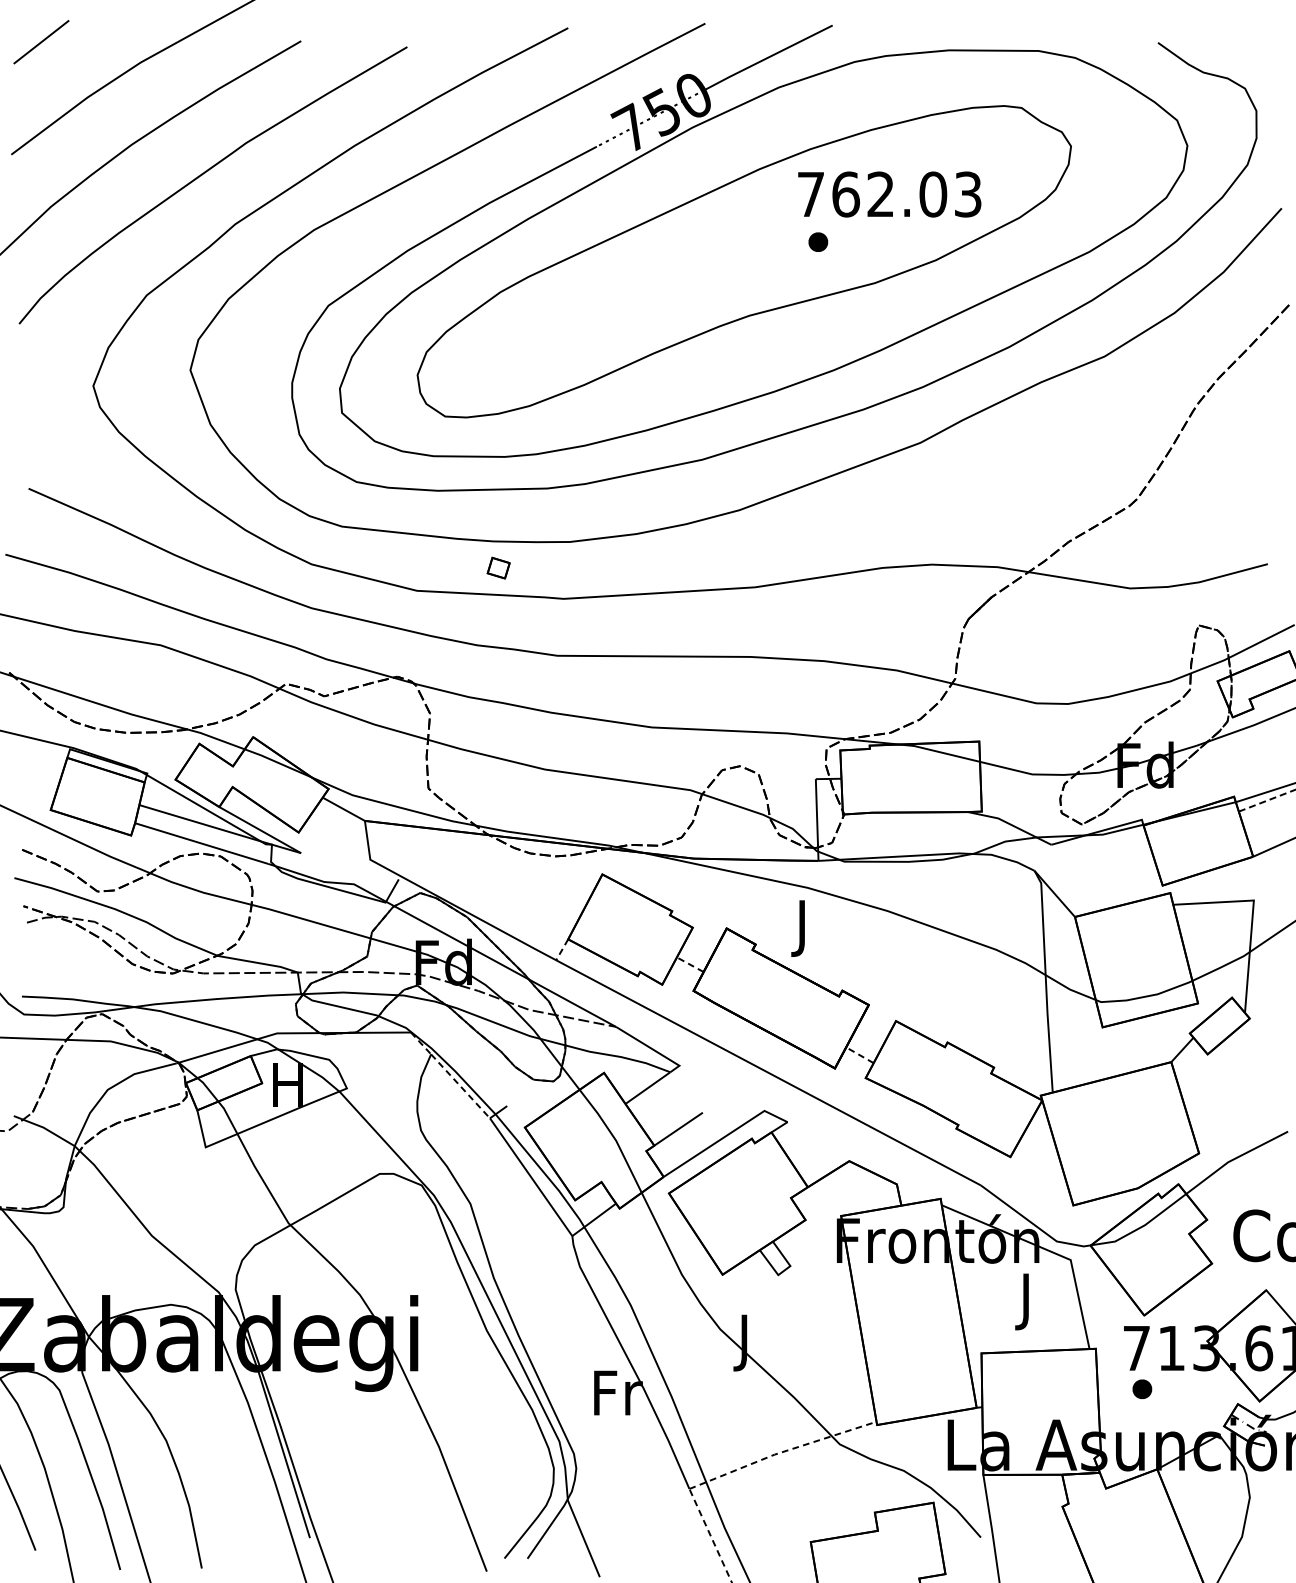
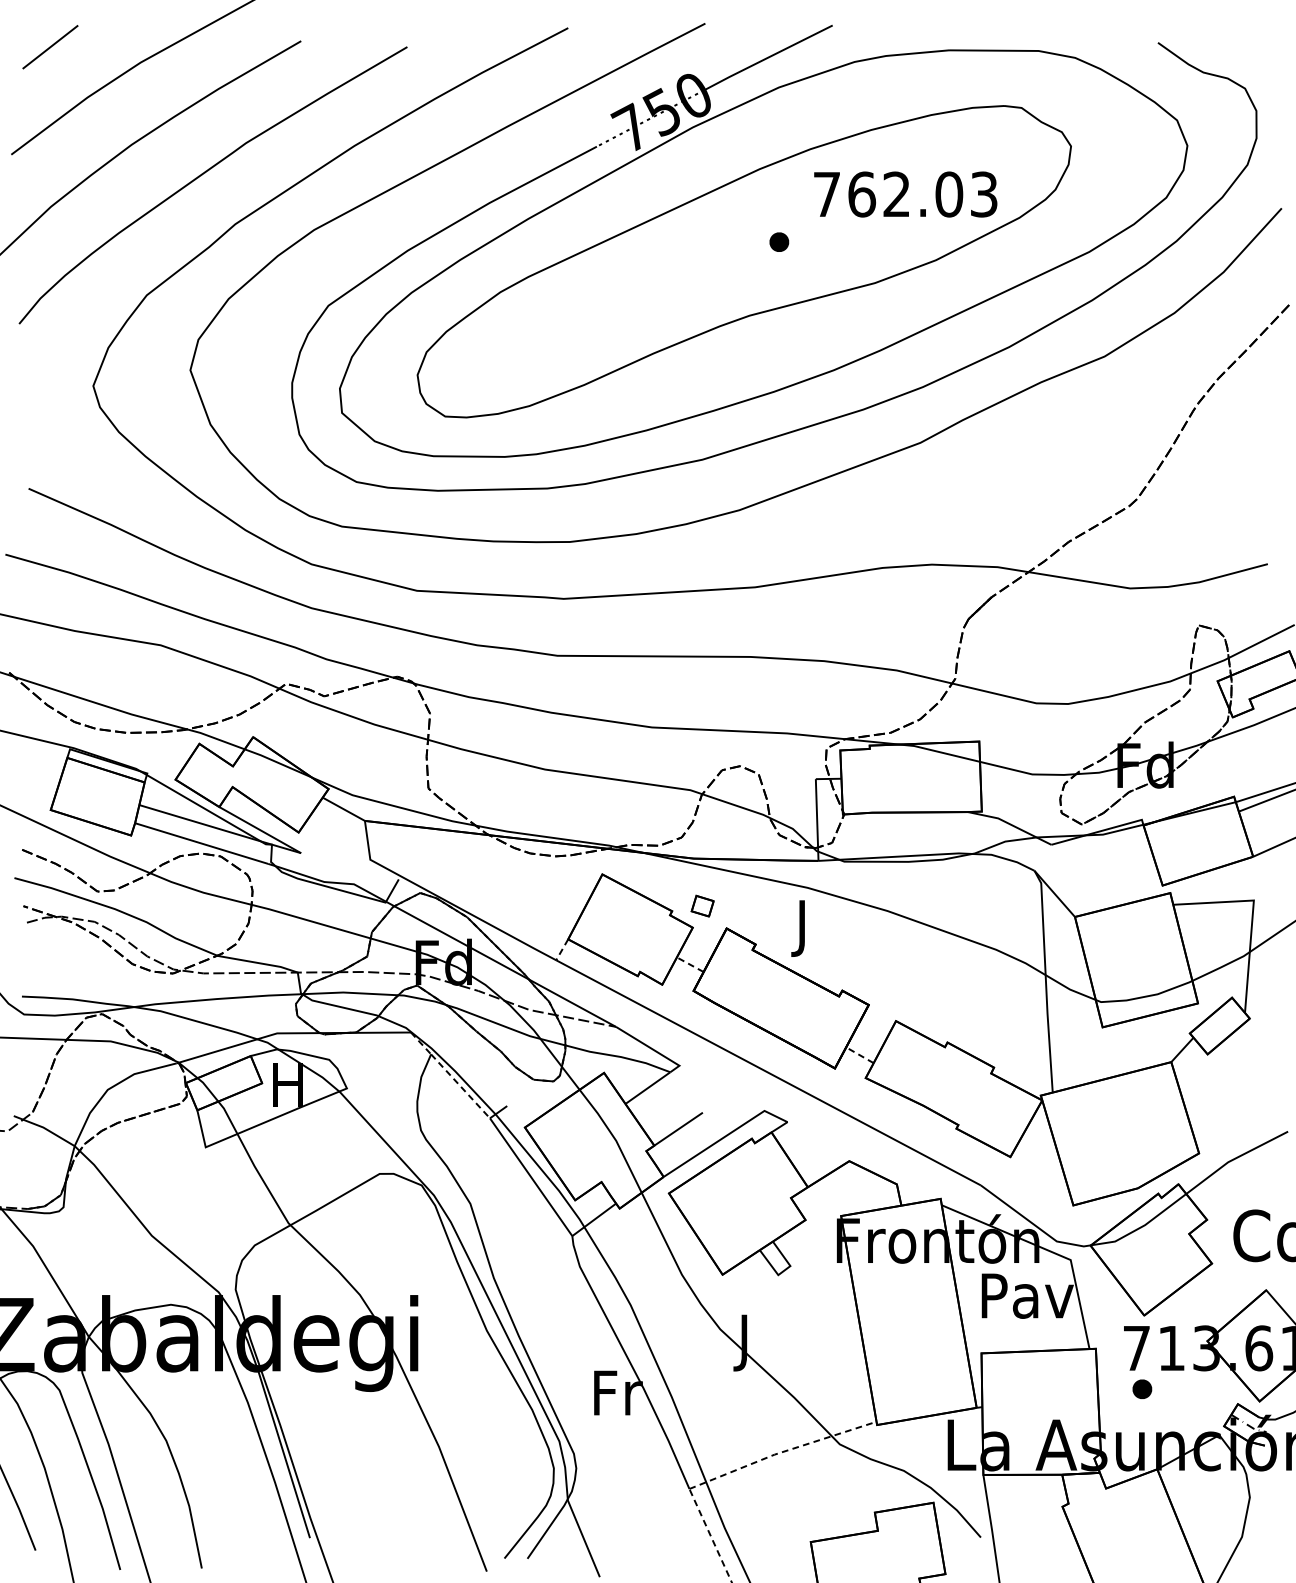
line position: (41, 42) -> (50, 47) (50, 47)
text position: (889, 194) -> (905, 194) (905, 194)
part position: (818, 241) -> (779, 241) (779, 241)
part position: (498, 567) -> (702, 905) (702, 905)
line: dashed -> solid (1267, 800)
text: J -> Pav (1027, 1301)
